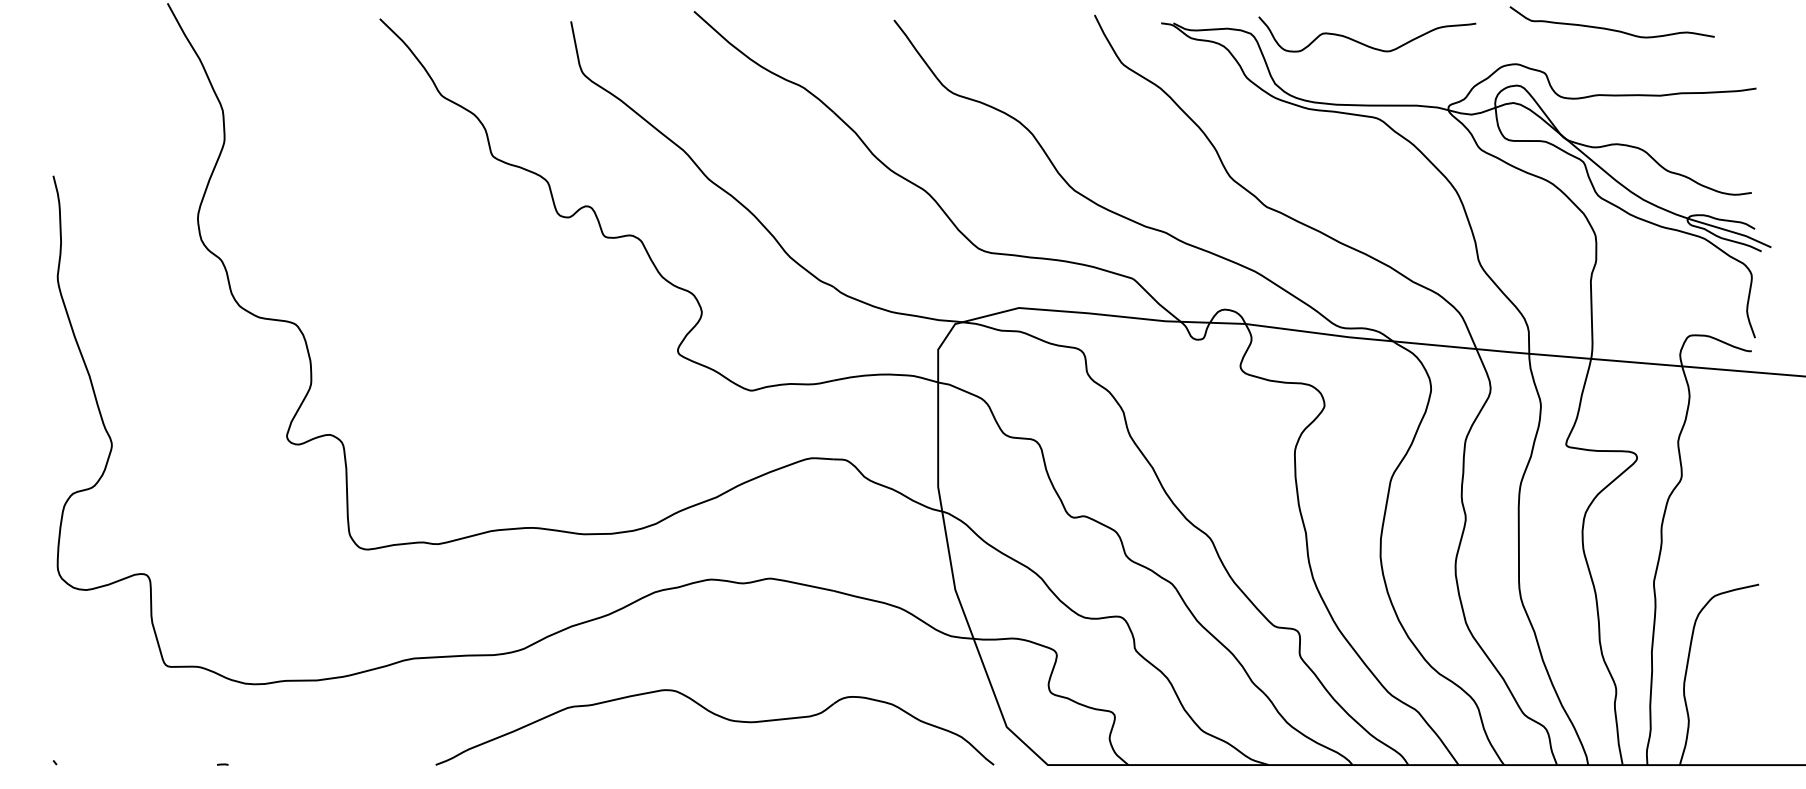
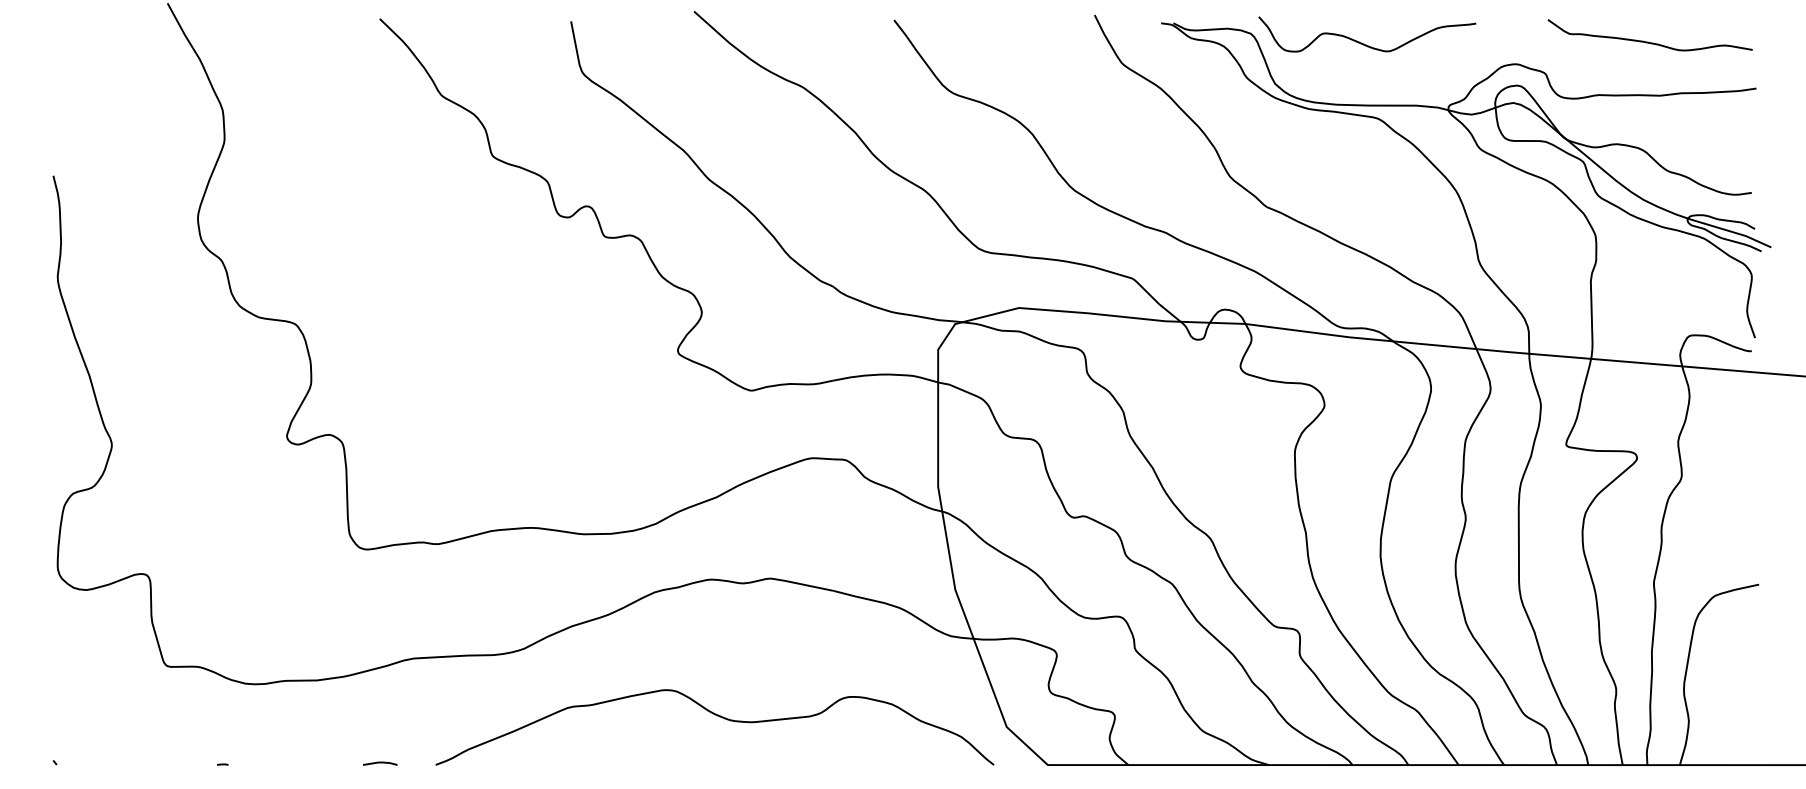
curve position: (1610, 28) -> (1648, 41) (1648, 41)
line: none -> present (380, 763)
